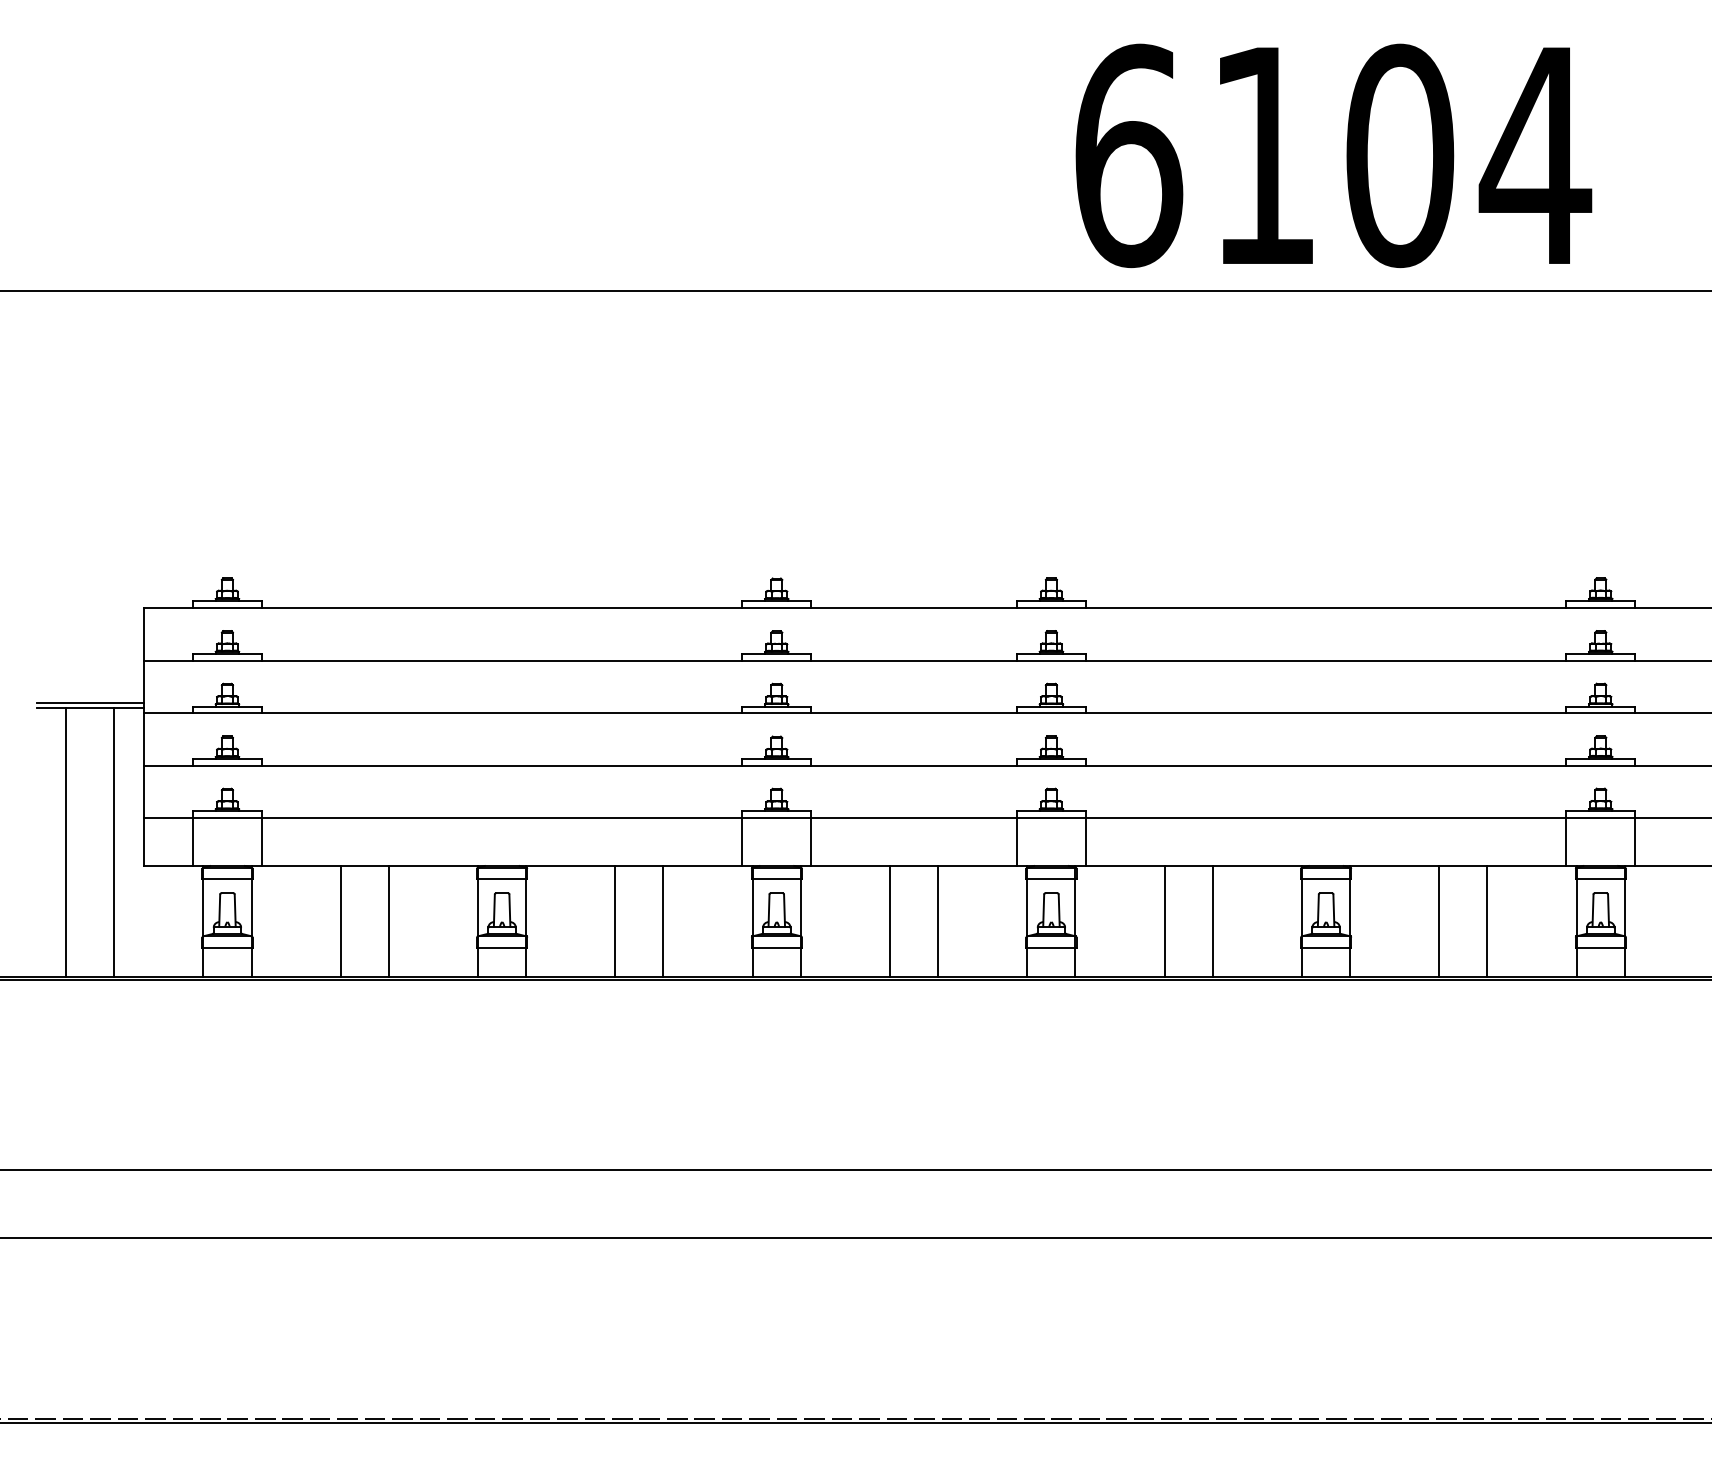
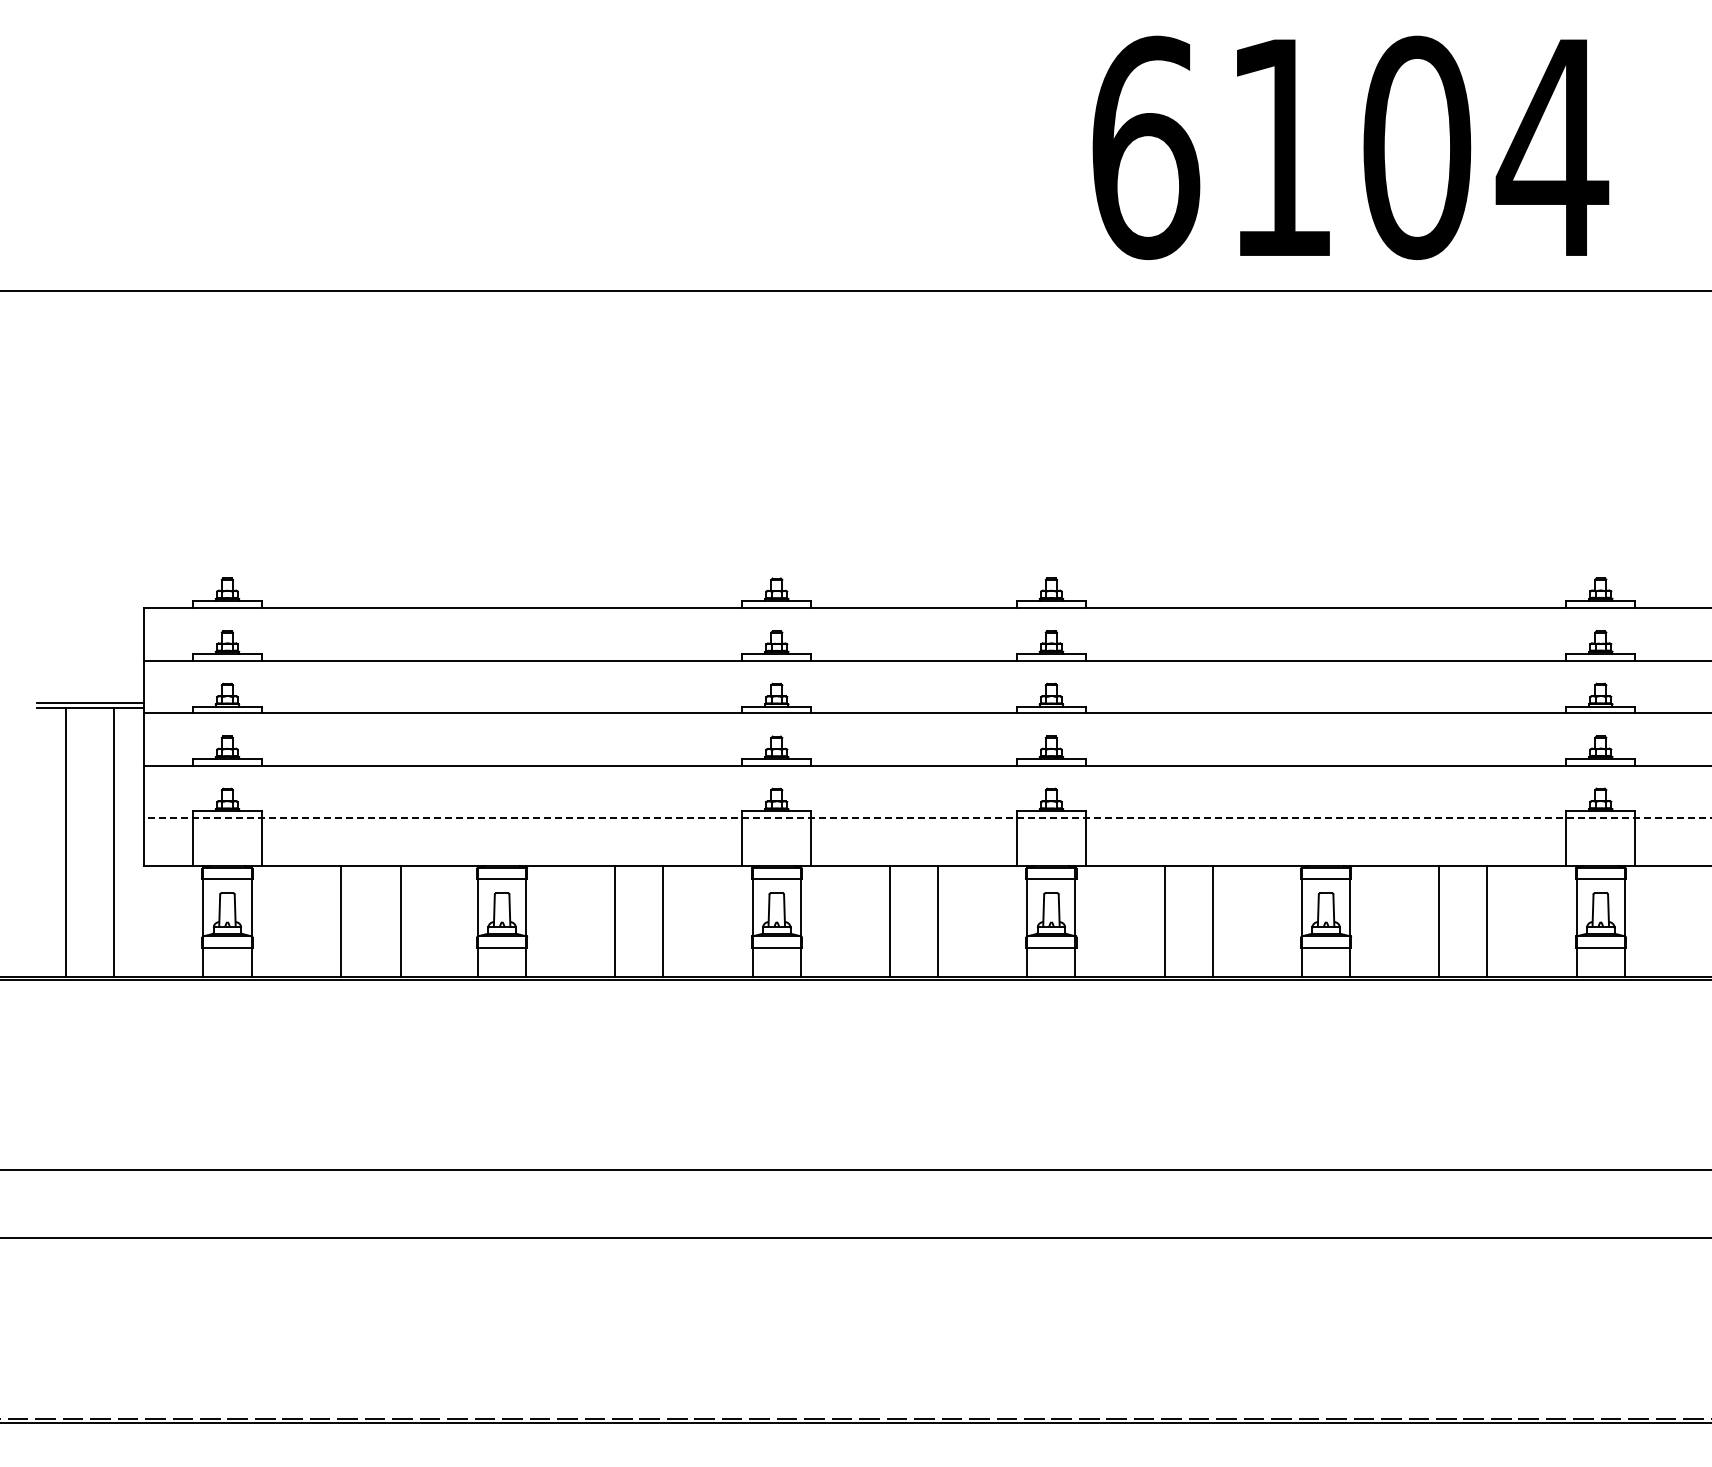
text position: (1333, 155) -> (1350, 147) (1350, 147)
line: solid -> dashed (927, 817)
line position: (388, 921) -> (400, 921) (400, 921)
